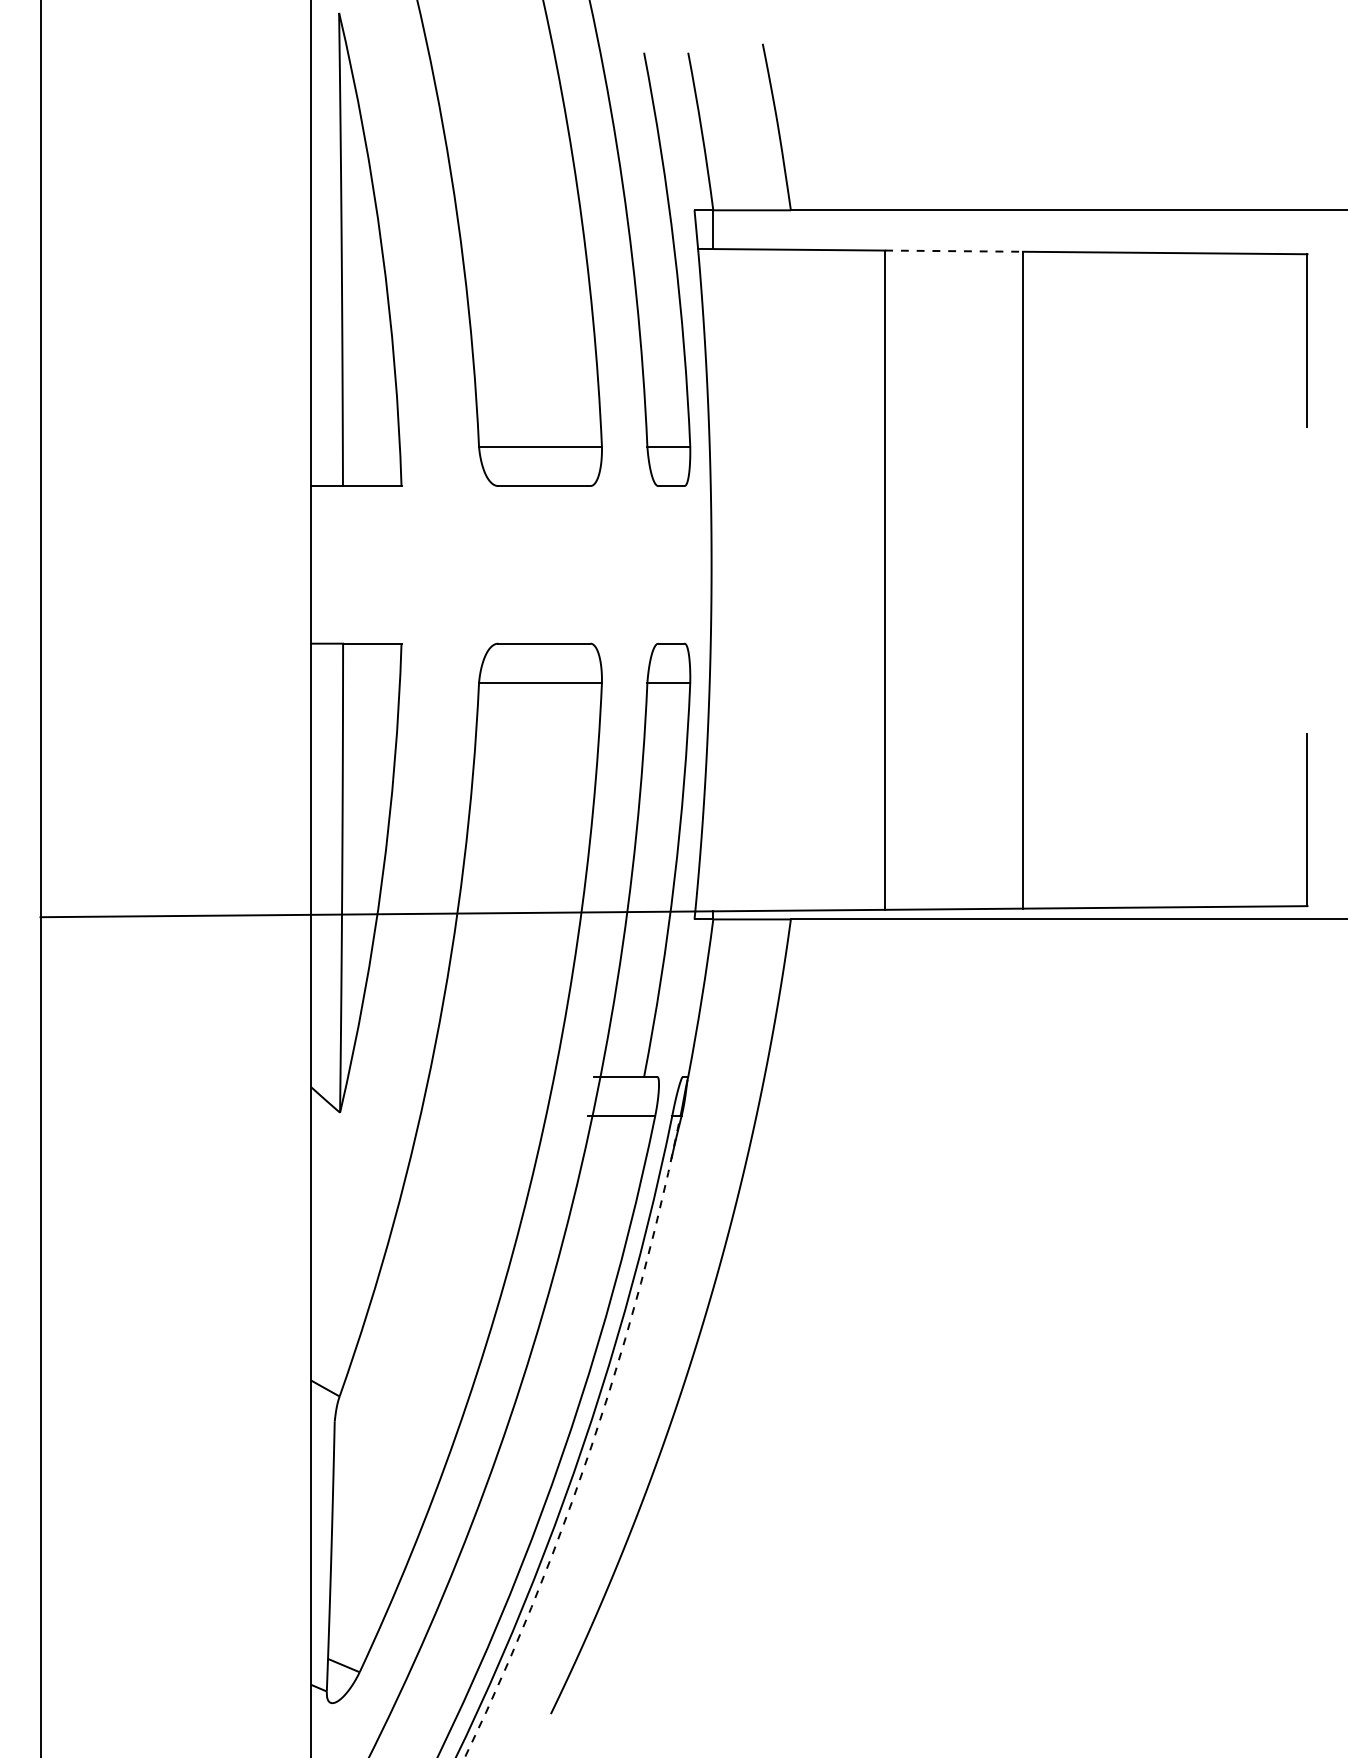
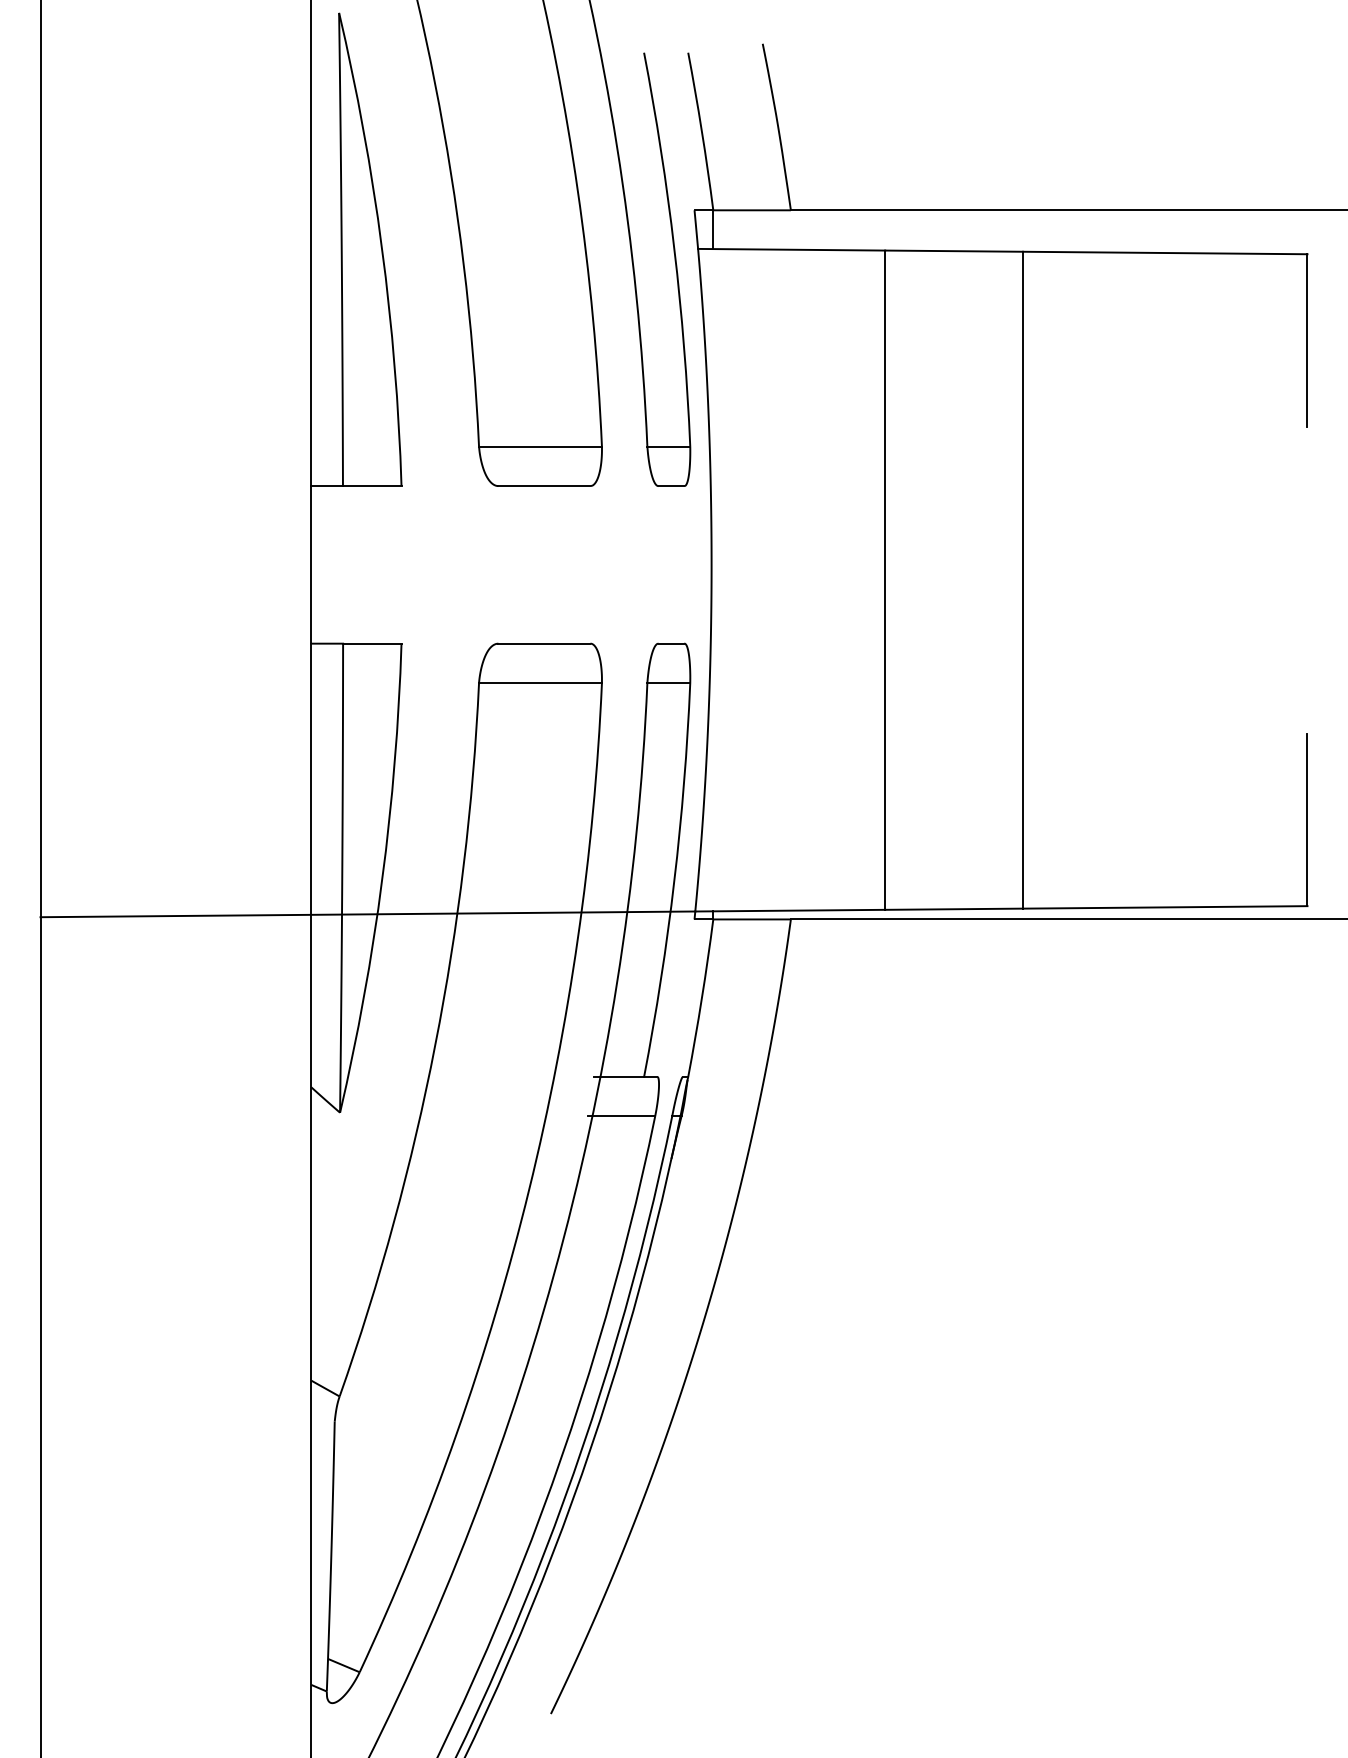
line: dashed -> solid (954, 251)
arc: dashed -> solid (592, 1444)
